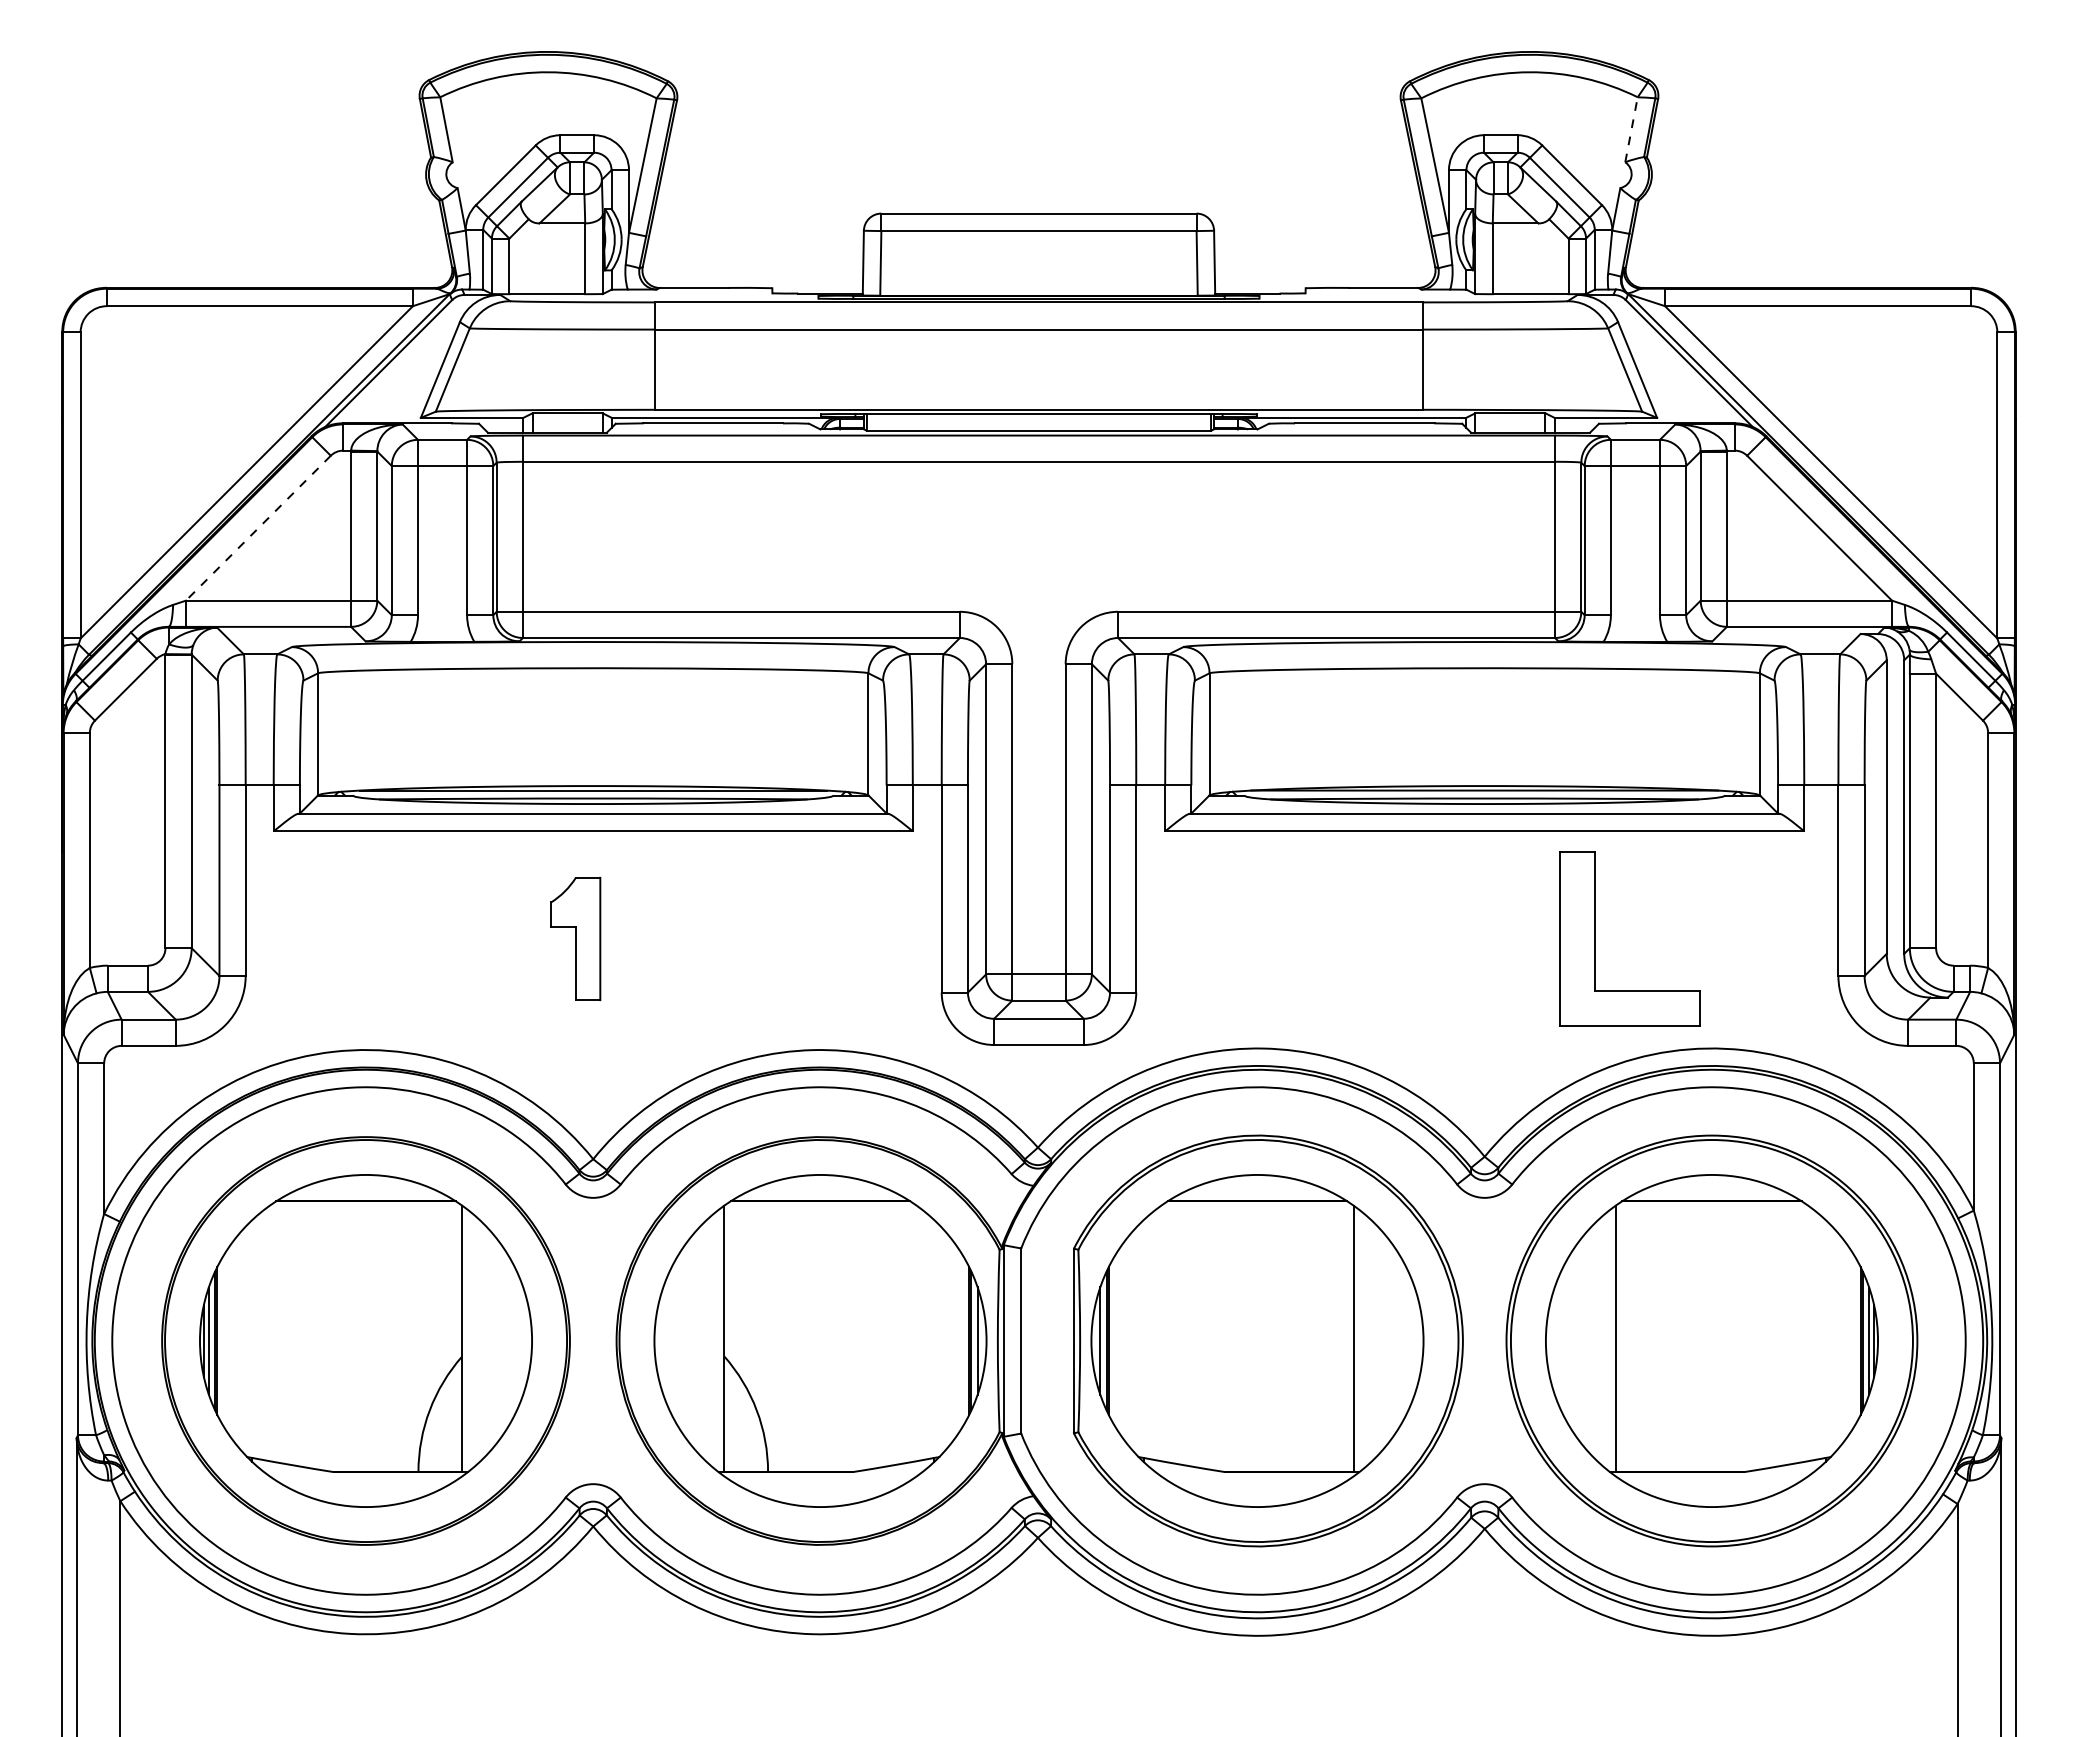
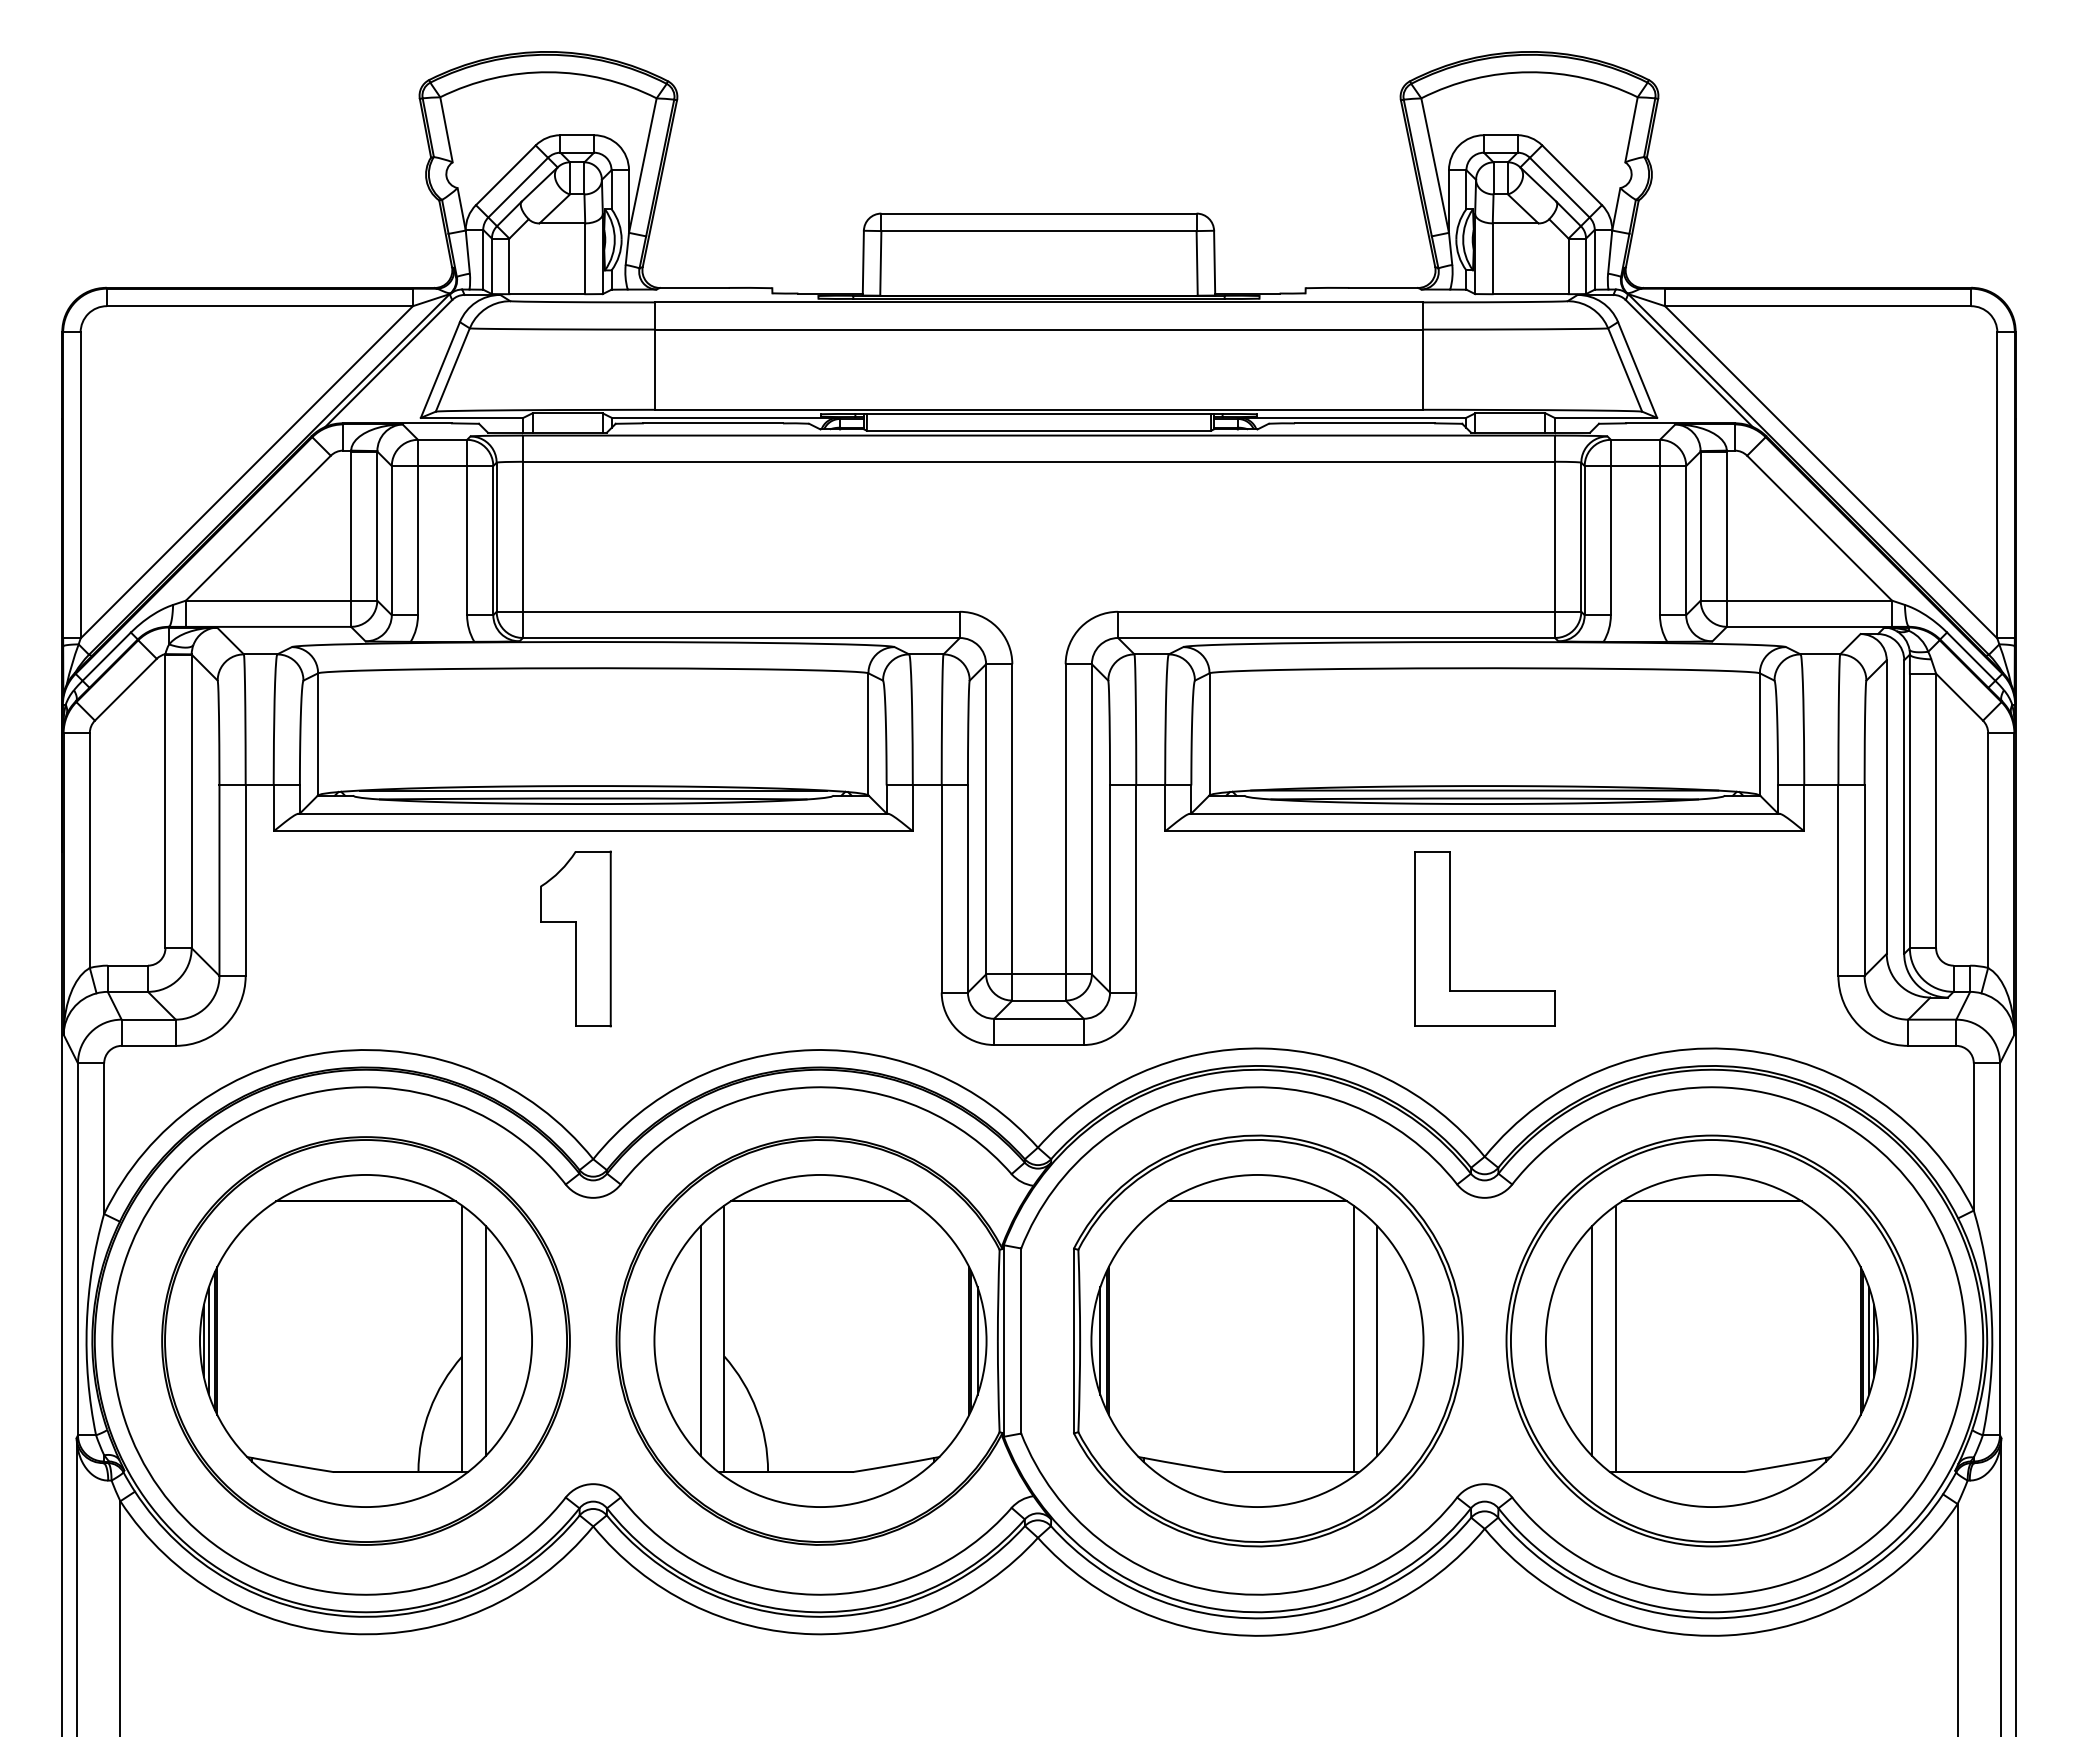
line: dashed -> solid (1631, 129)
line: dashed -> solid (258, 528)
part size: 52x126 px -> 72x178 px (575, 938)
part position: (1595, 938) -> (1450, 938) (1450, 938)
line: none -> present (485, 1341)
line: none -> present (700, 1341)
line: none -> present (1377, 1341)
line: none -> present (1592, 1341)
